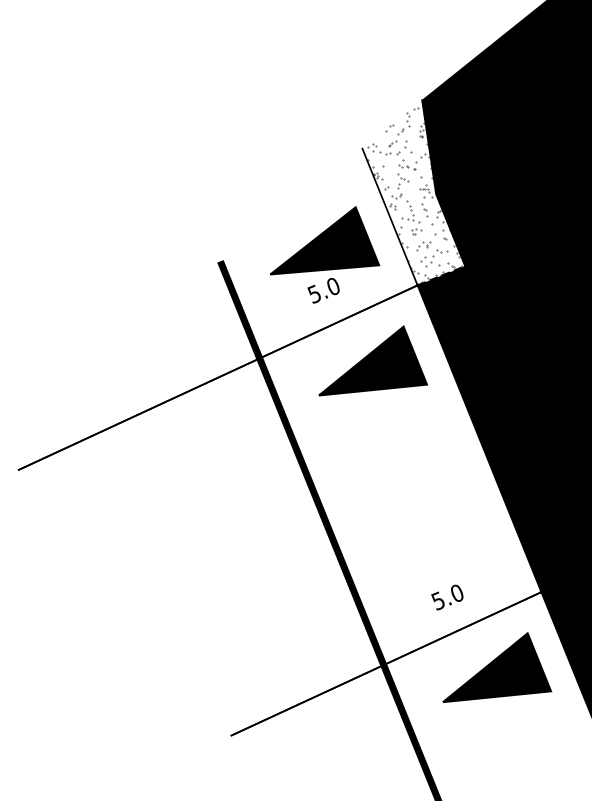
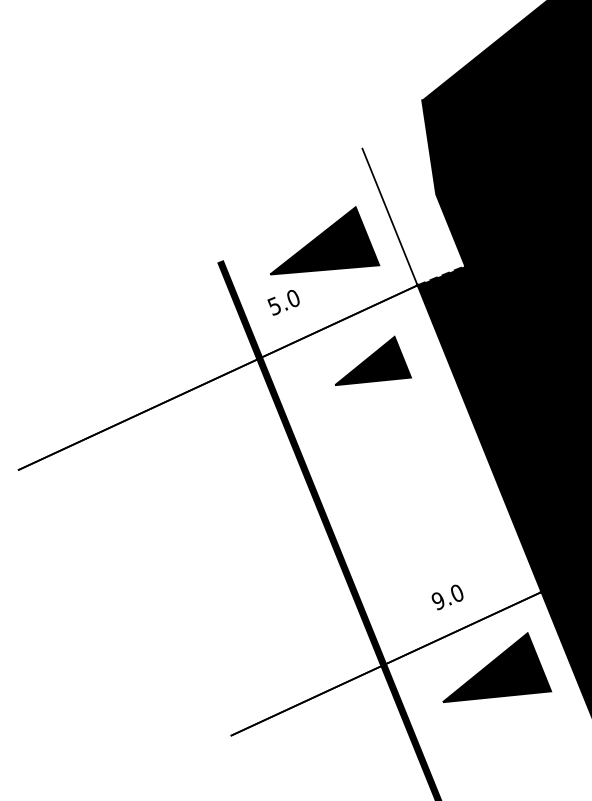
hatch: present -> none (414, 194)
text position: (323, 290) -> (283, 302) (283, 302)
part size: 111x72 px -> 77x51 px (373, 360)
text: 5.0 -> 9.0 (437, 600)
